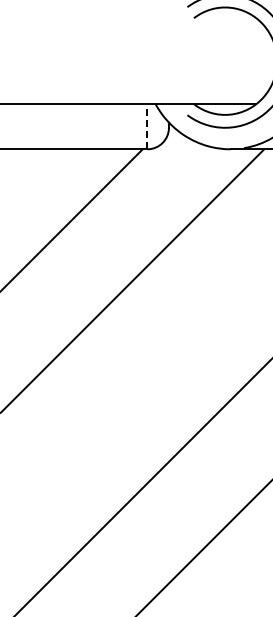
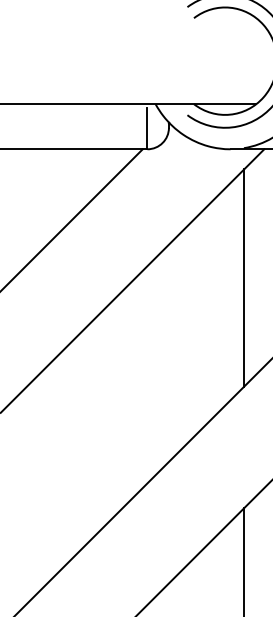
line: dashed -> solid (147, 128)
line: none -> present (244, 277)
line: none -> present (244, 560)
